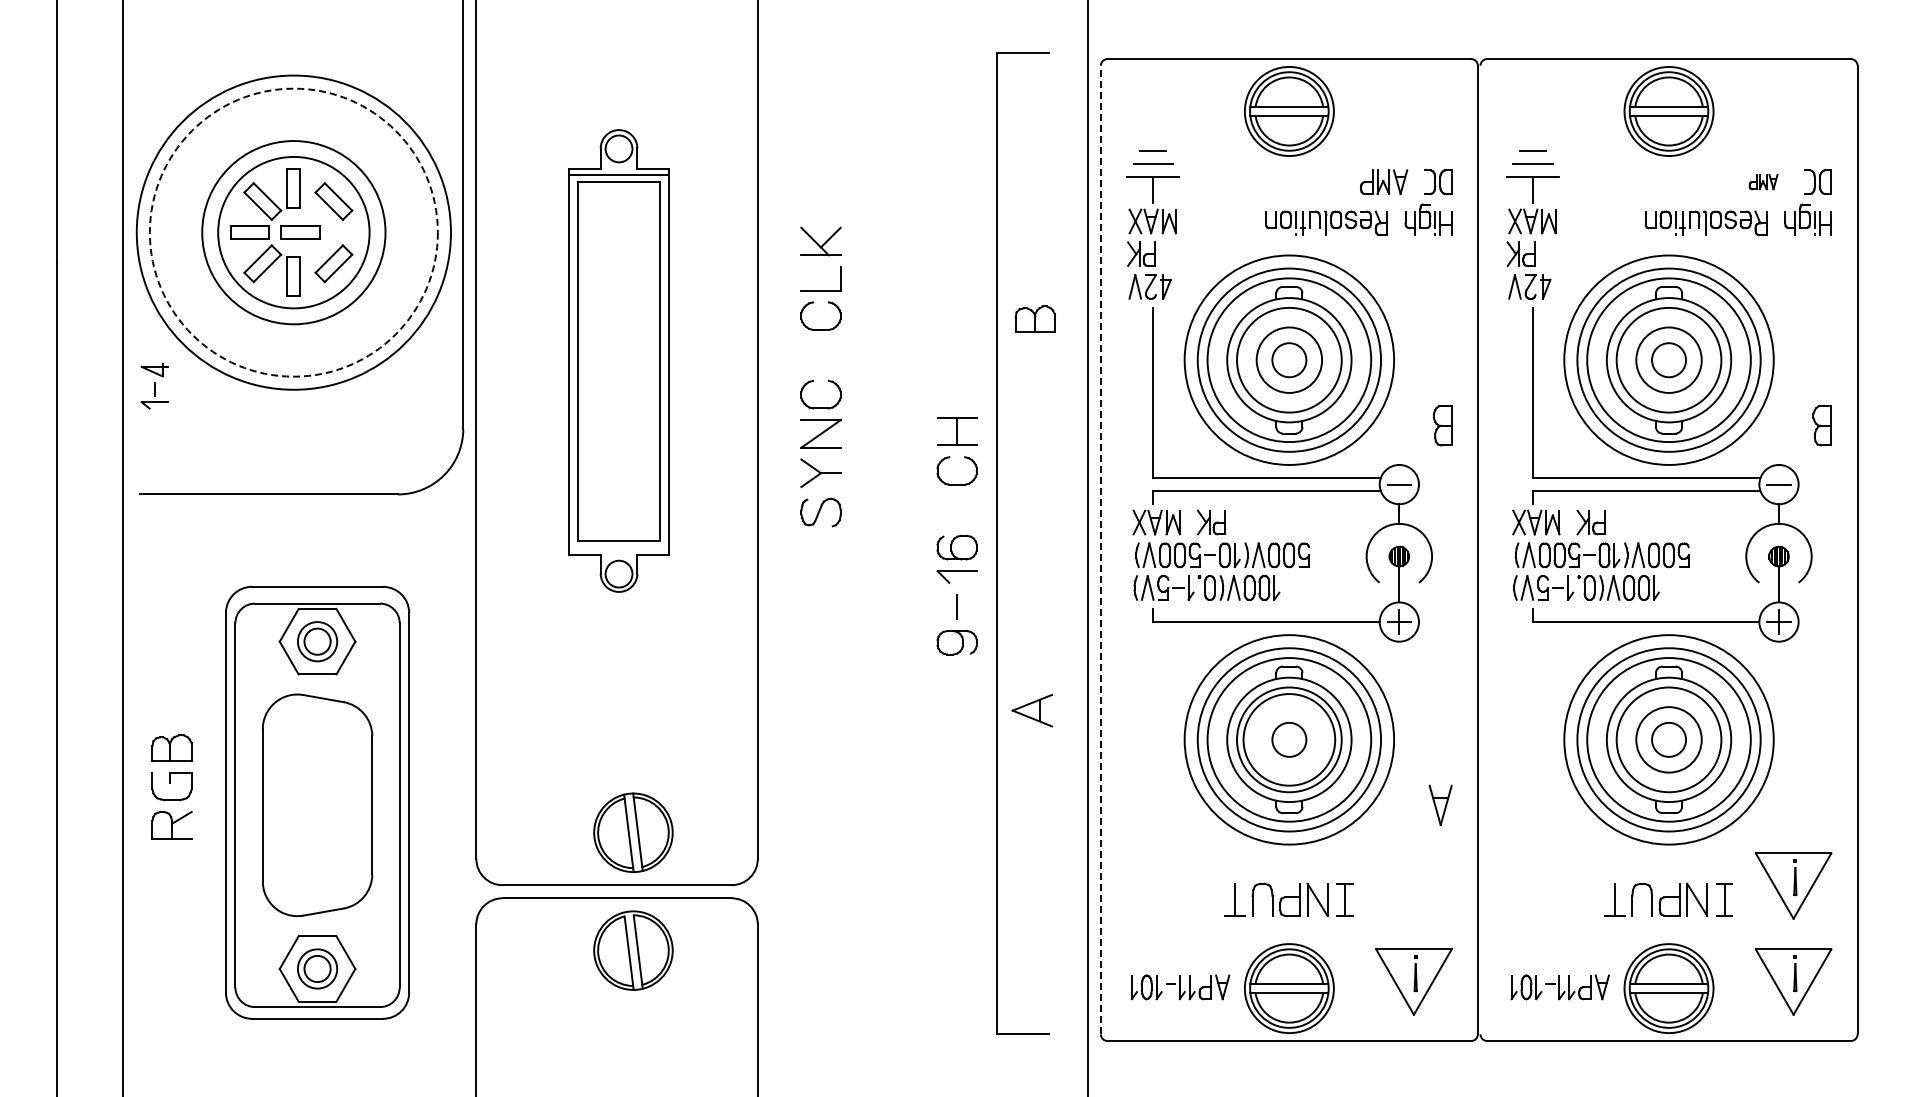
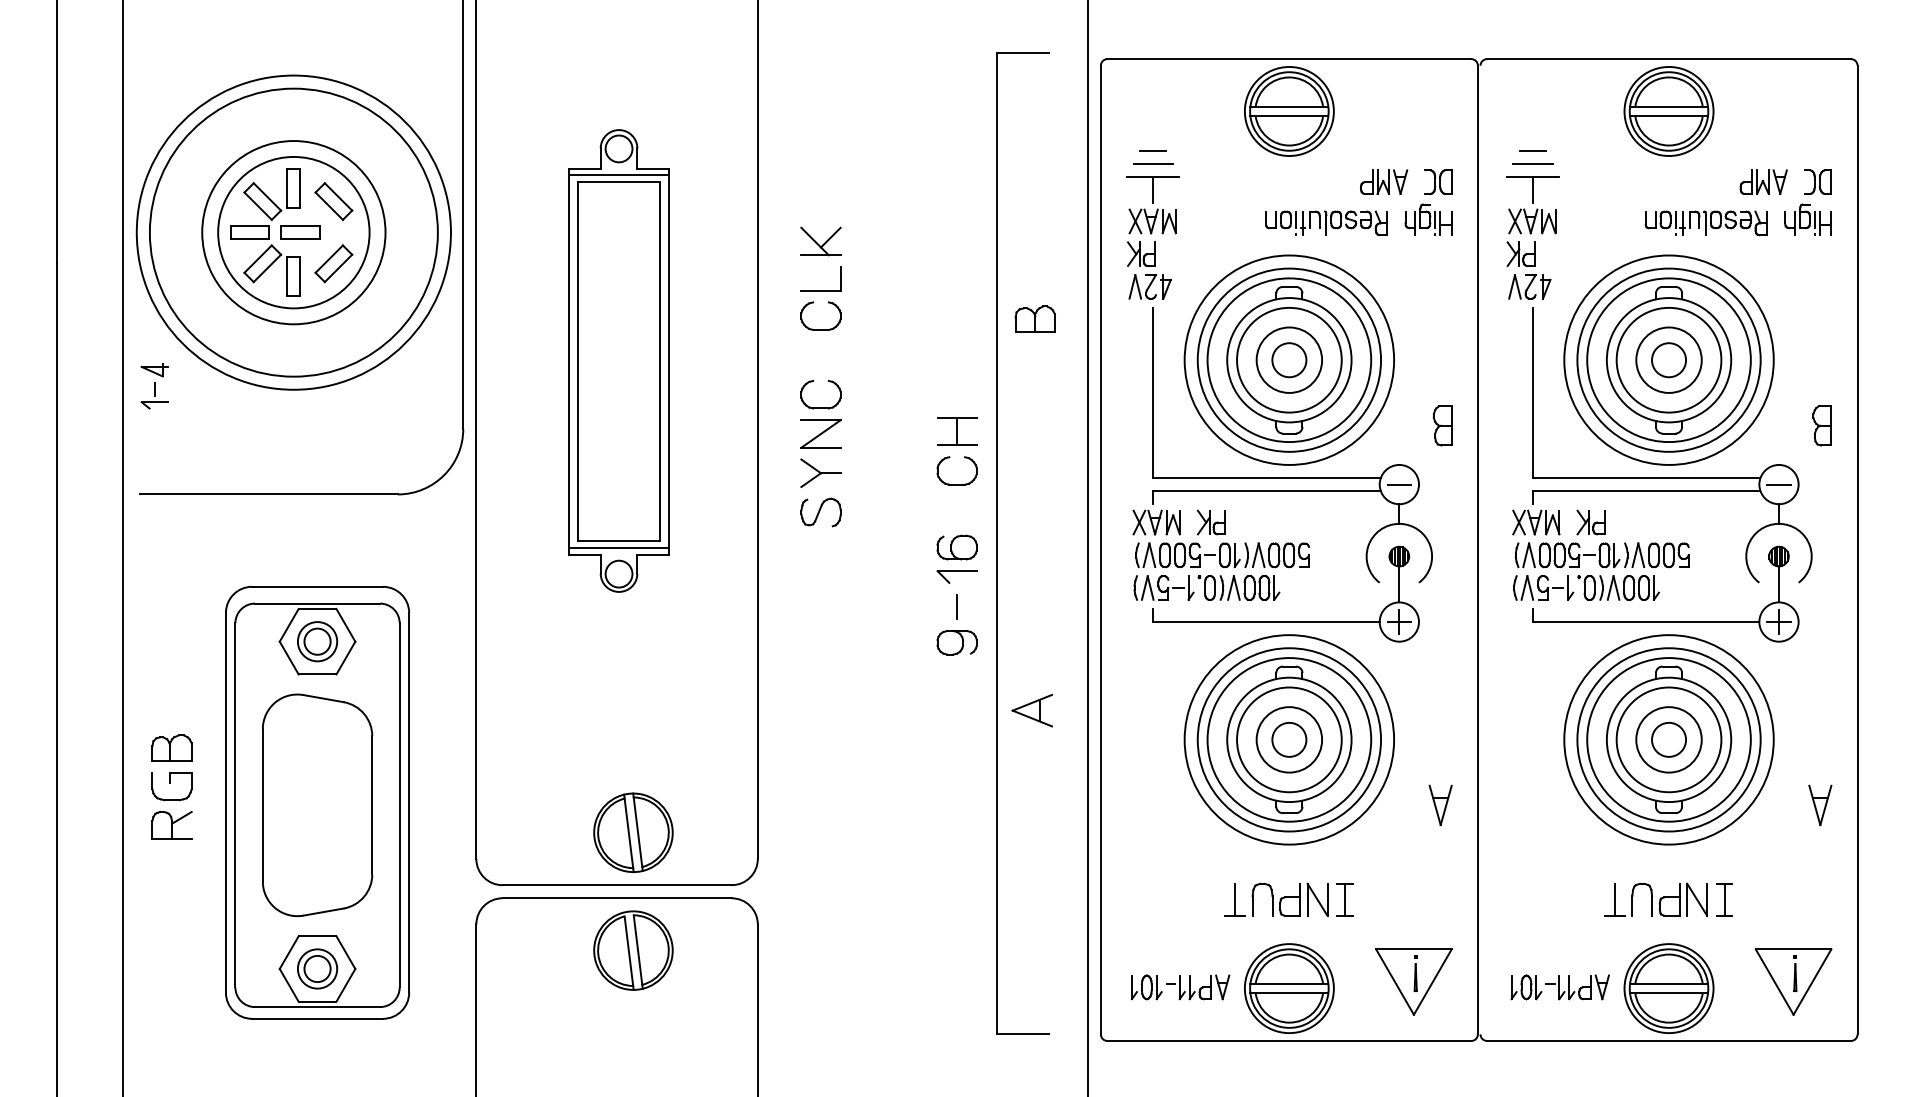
part size: 31x17 px -> 49x26 px (1763, 181)
circle: dashed -> solid (293, 232)
line: none -> present (618, 547)
line: dashed -> solid (1100, 549)
circle diameter: 92 px -> 65 px (1289, 739)
part: none -> present (1820, 805)
part: present -> none (1793, 885)
